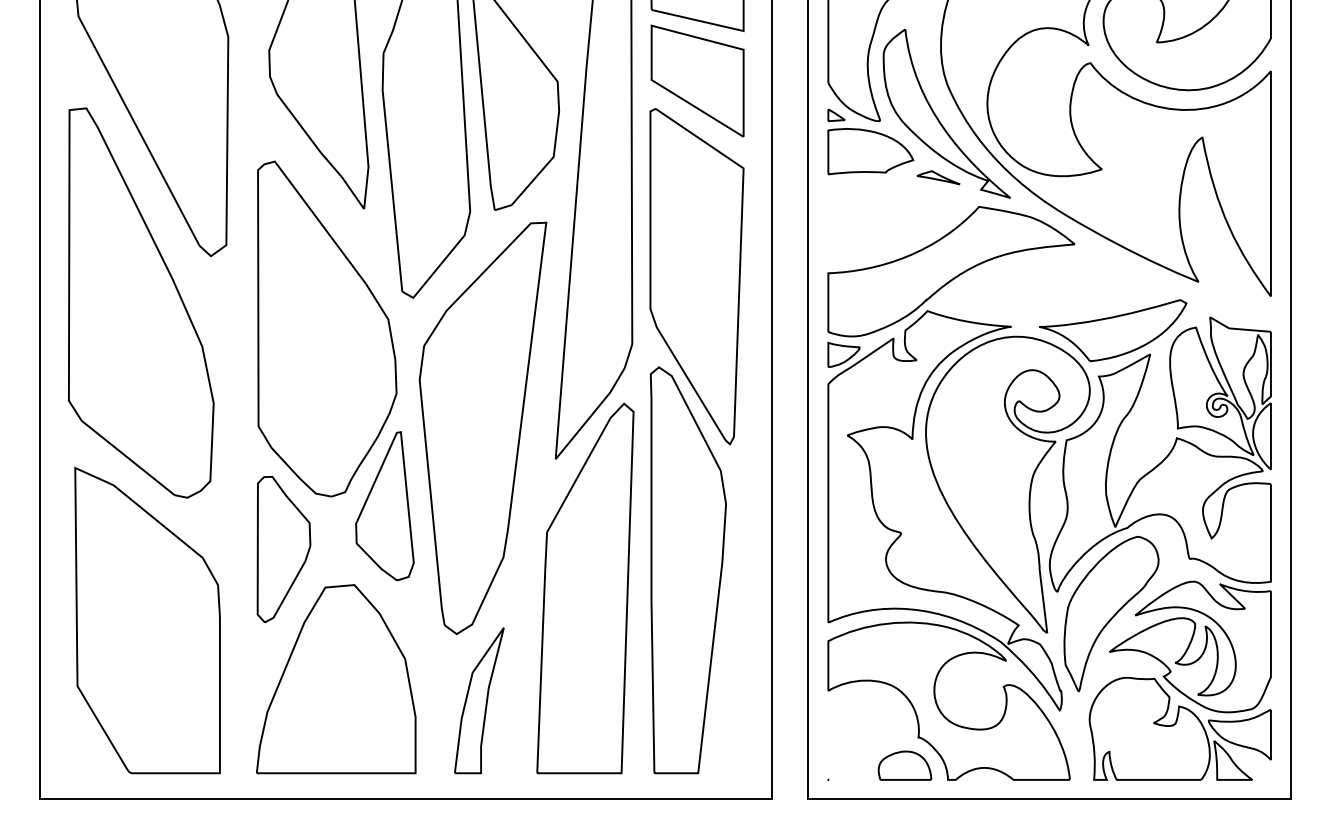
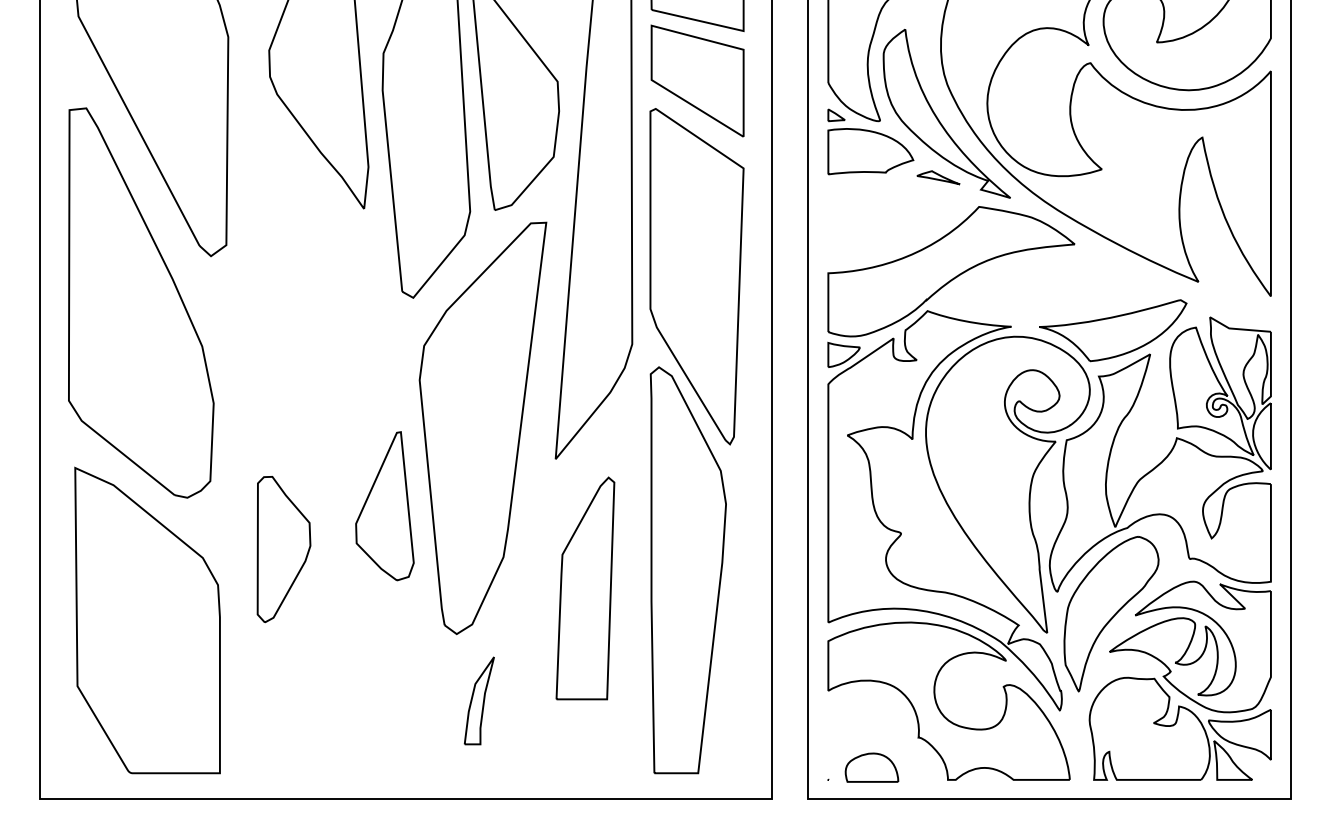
part: present -> none (327, 328)
part size: 99x373 px -> 61x225 px (585, 588)
part: present -> none (336, 679)
part size: 51x148 px -> 32x90 px (478, 700)
part position: (904, 765) -> (871, 767) (871, 767)
